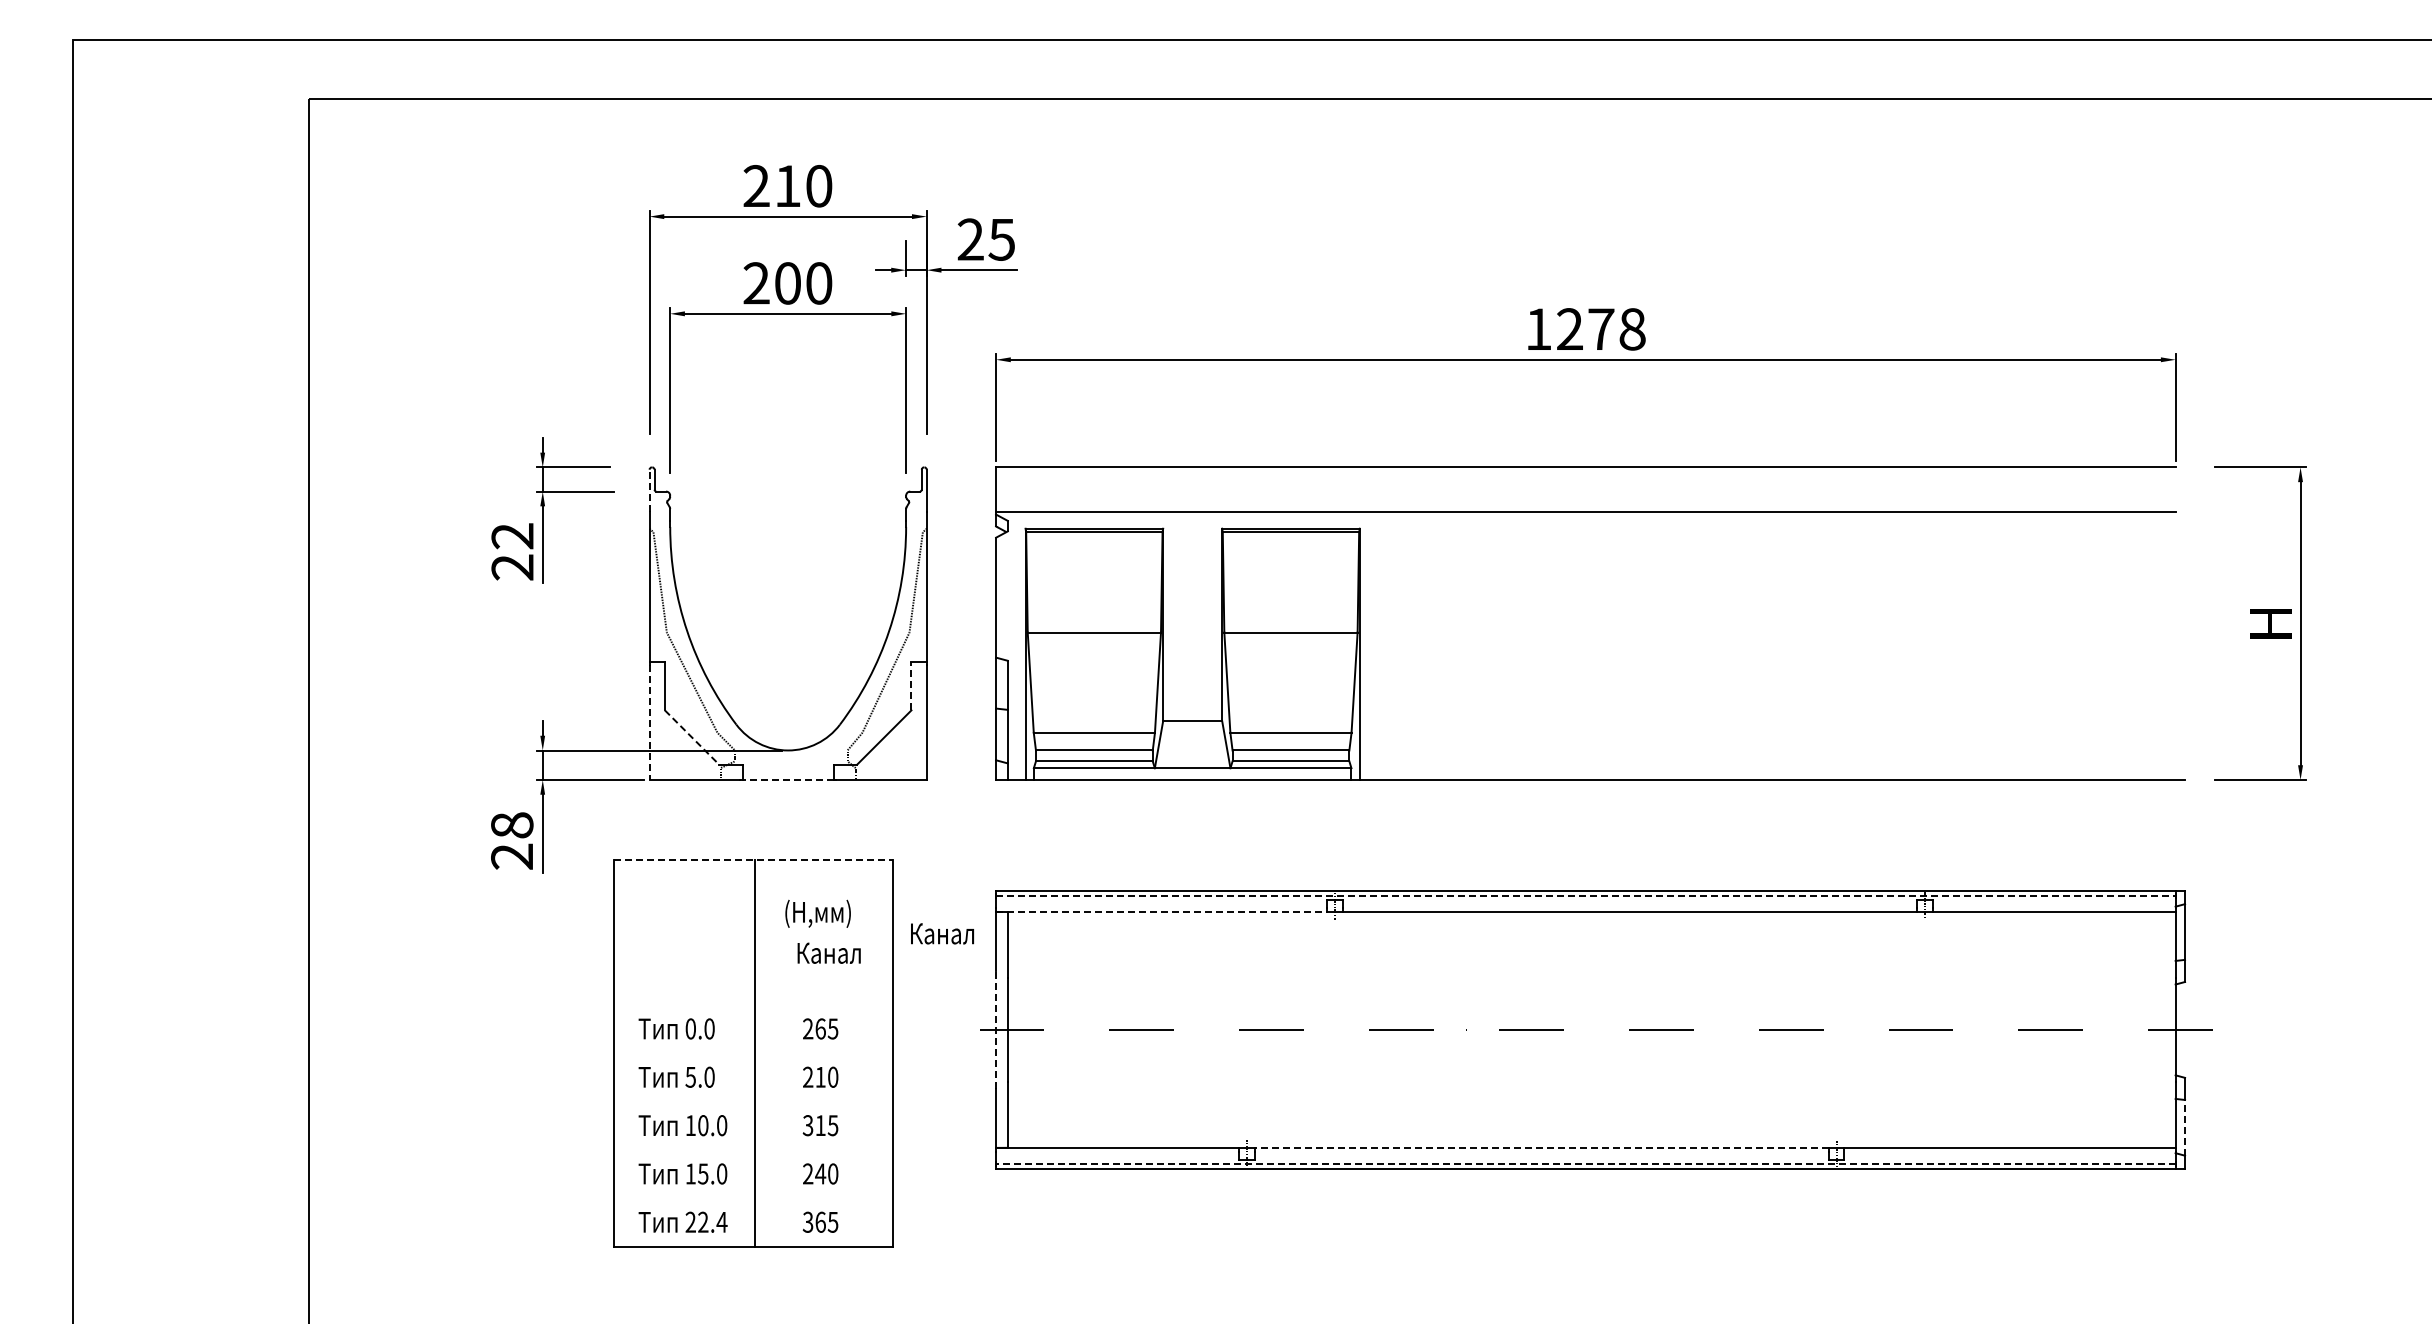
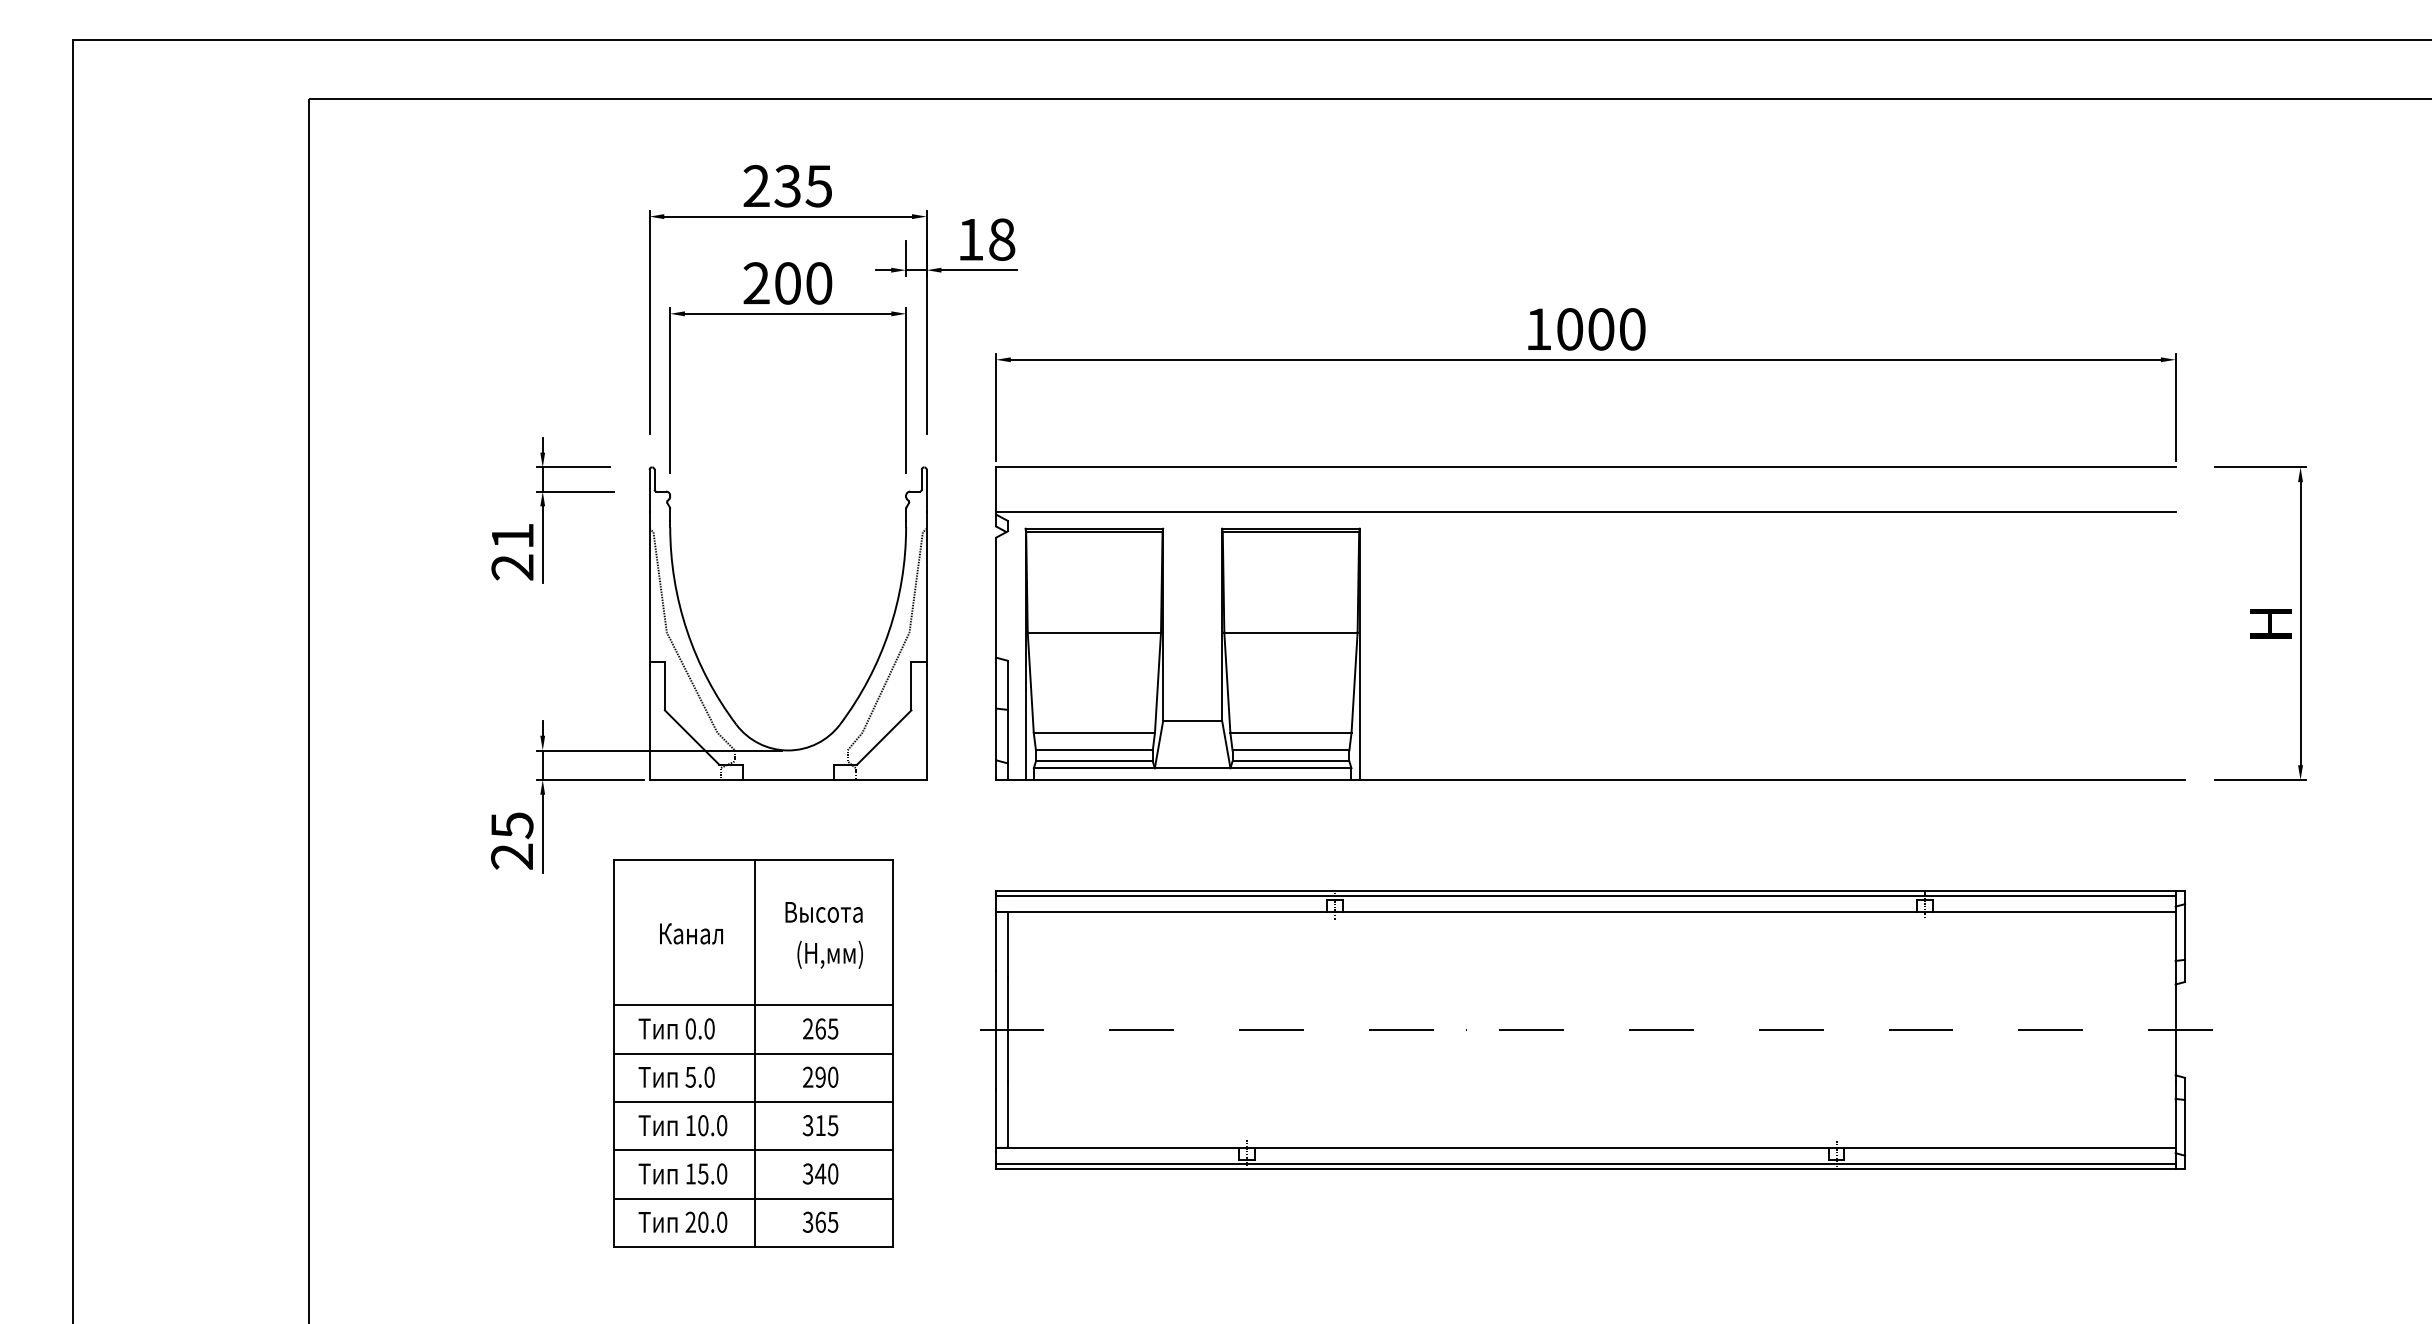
text: 210 -> 235 (803, 186)
text: 25 -> 18 (986, 239)
text: 1278 -> 1000 (1601, 329)
line: dashed -> solid (649, 490)
text: 22 -> 21 (512, 536)
line: dashed -> solid (911, 685)
line: dashed -> solid (649, 722)
line: dashed -> solid (692, 737)
line: dashed -> solid (787, 779)
text: 28 -> 25 (512, 825)
line: dashed -> solid (753, 860)
line: dashed -> solid (1585, 896)
line: dashed -> solid (1161, 911)
text: (Н,мм) -> Высота (823, 913)
text position: (942, 933) -> (691, 933) (691, 933)
text: Канал -> (Н,мм) (829, 954)
line: none -> present (753, 1005)
line: dashed -> solid (996, 1029)
line: none -> present (753, 1053)
text: 210 -> 290 (820, 1076)
line: none -> present (753, 1102)
line: dashed -> solid (2185, 1127)
line: dashed -> solid (1541, 1147)
line: none -> present (753, 1150)
line: dashed -> solid (1585, 1163)
text: 240 -> 340 (807, 1174)
line: none -> present (753, 1198)
text: 22.4 -> 20.0 (712, 1221)
